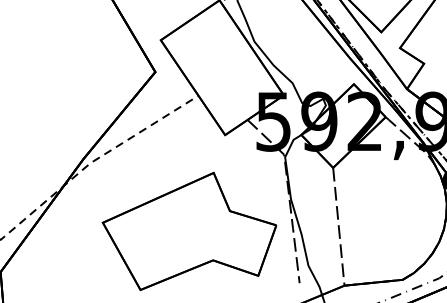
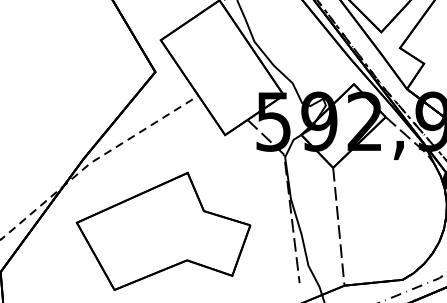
part position: (189, 231) -> (163, 231) (163, 231)
